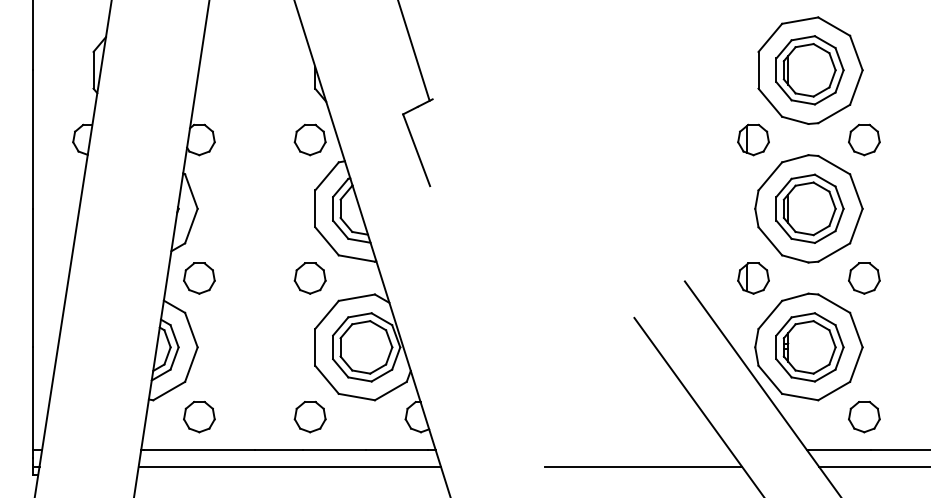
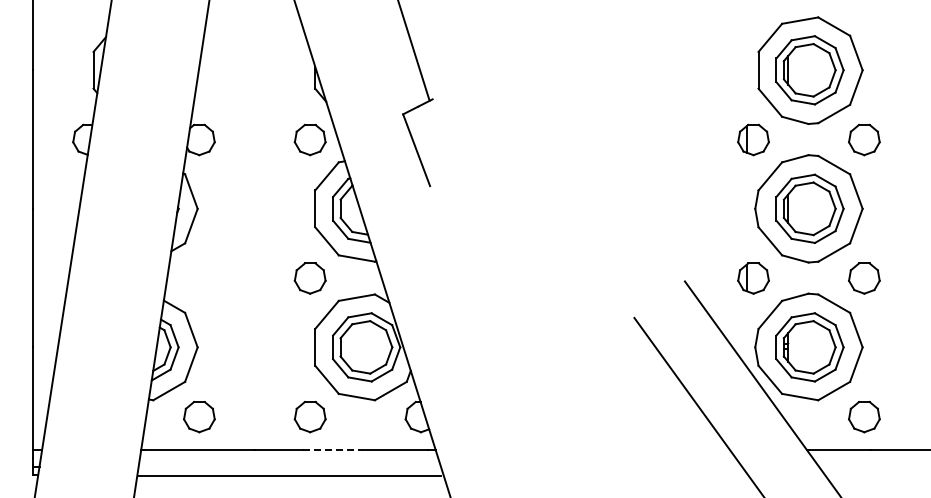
part: present -> none (199, 278)
line: solid -> dashed (334, 449)
line position: (289, 466) -> (289, 475) (289, 475)
line: present -> none (643, 466)
line: present -> none (873, 466)
